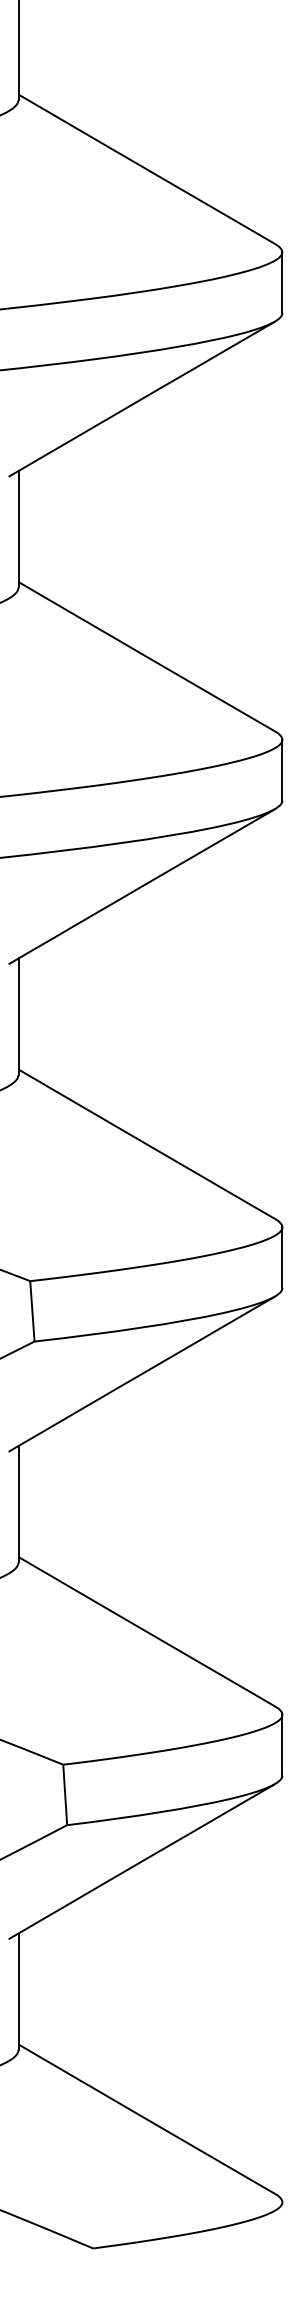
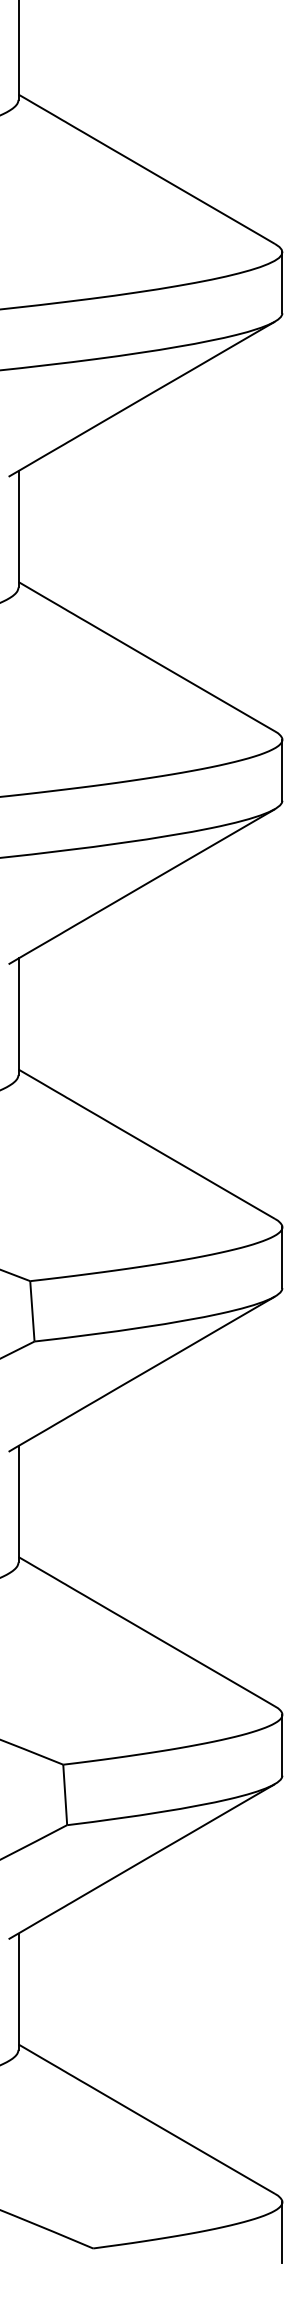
line: none -> present (282, 2232)
